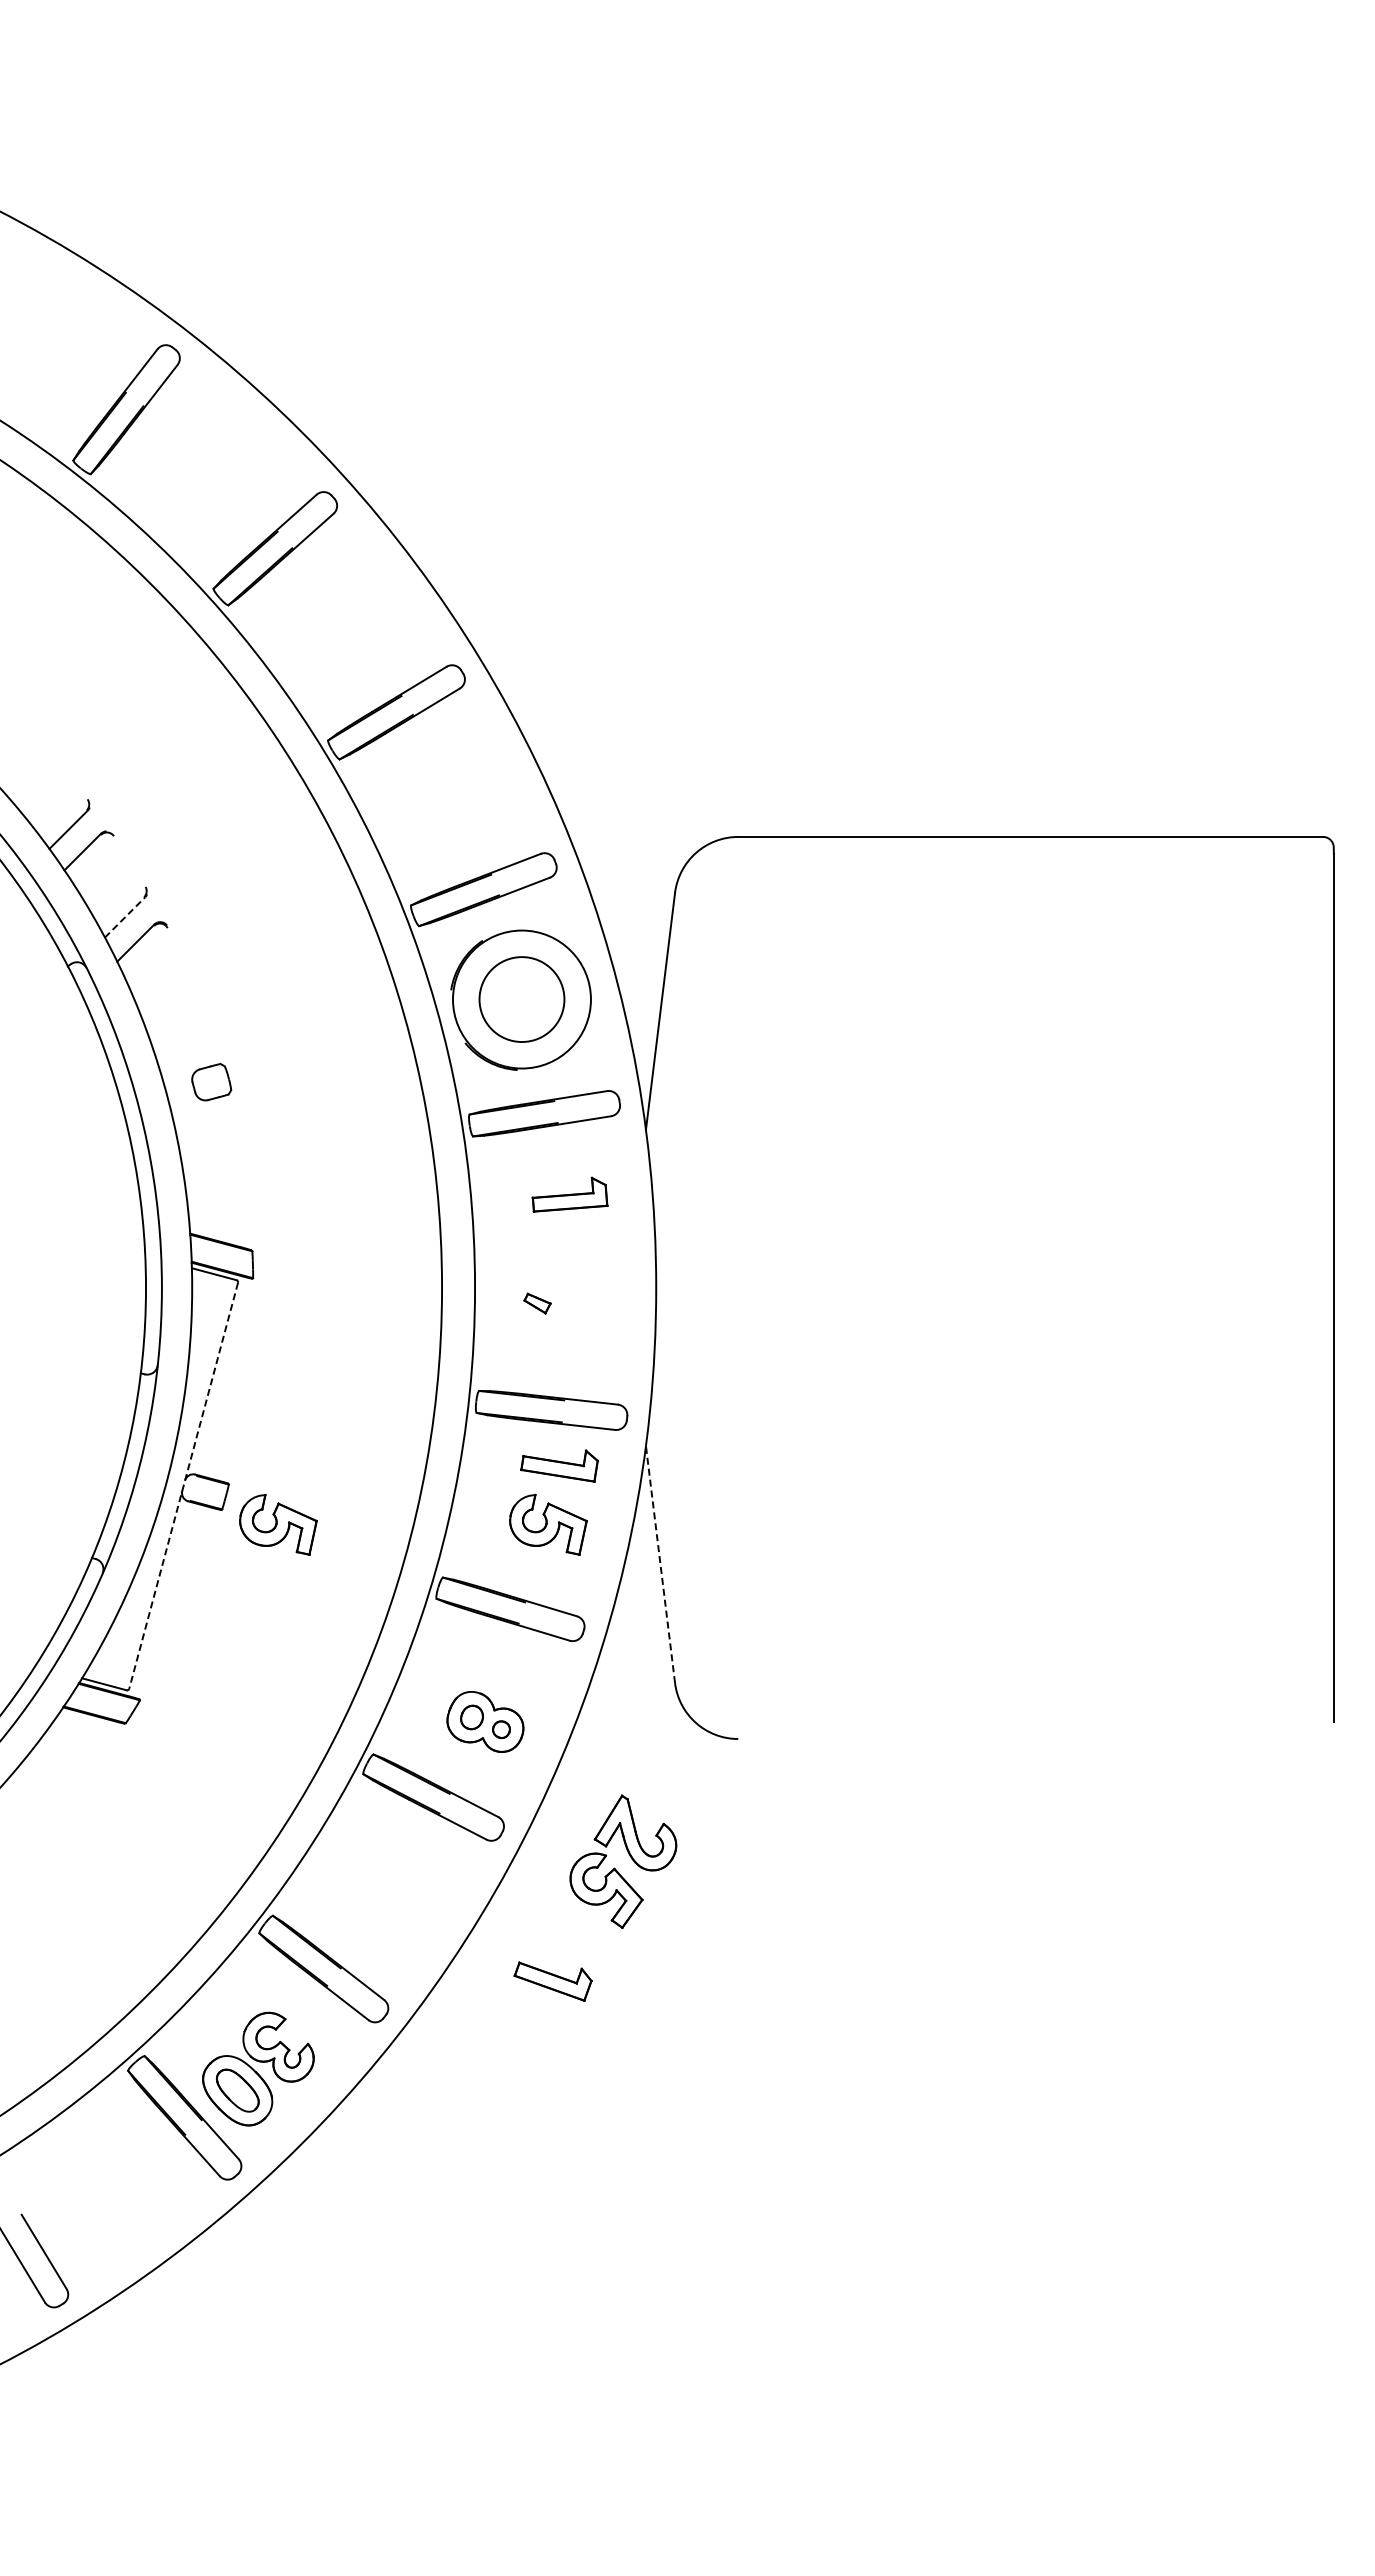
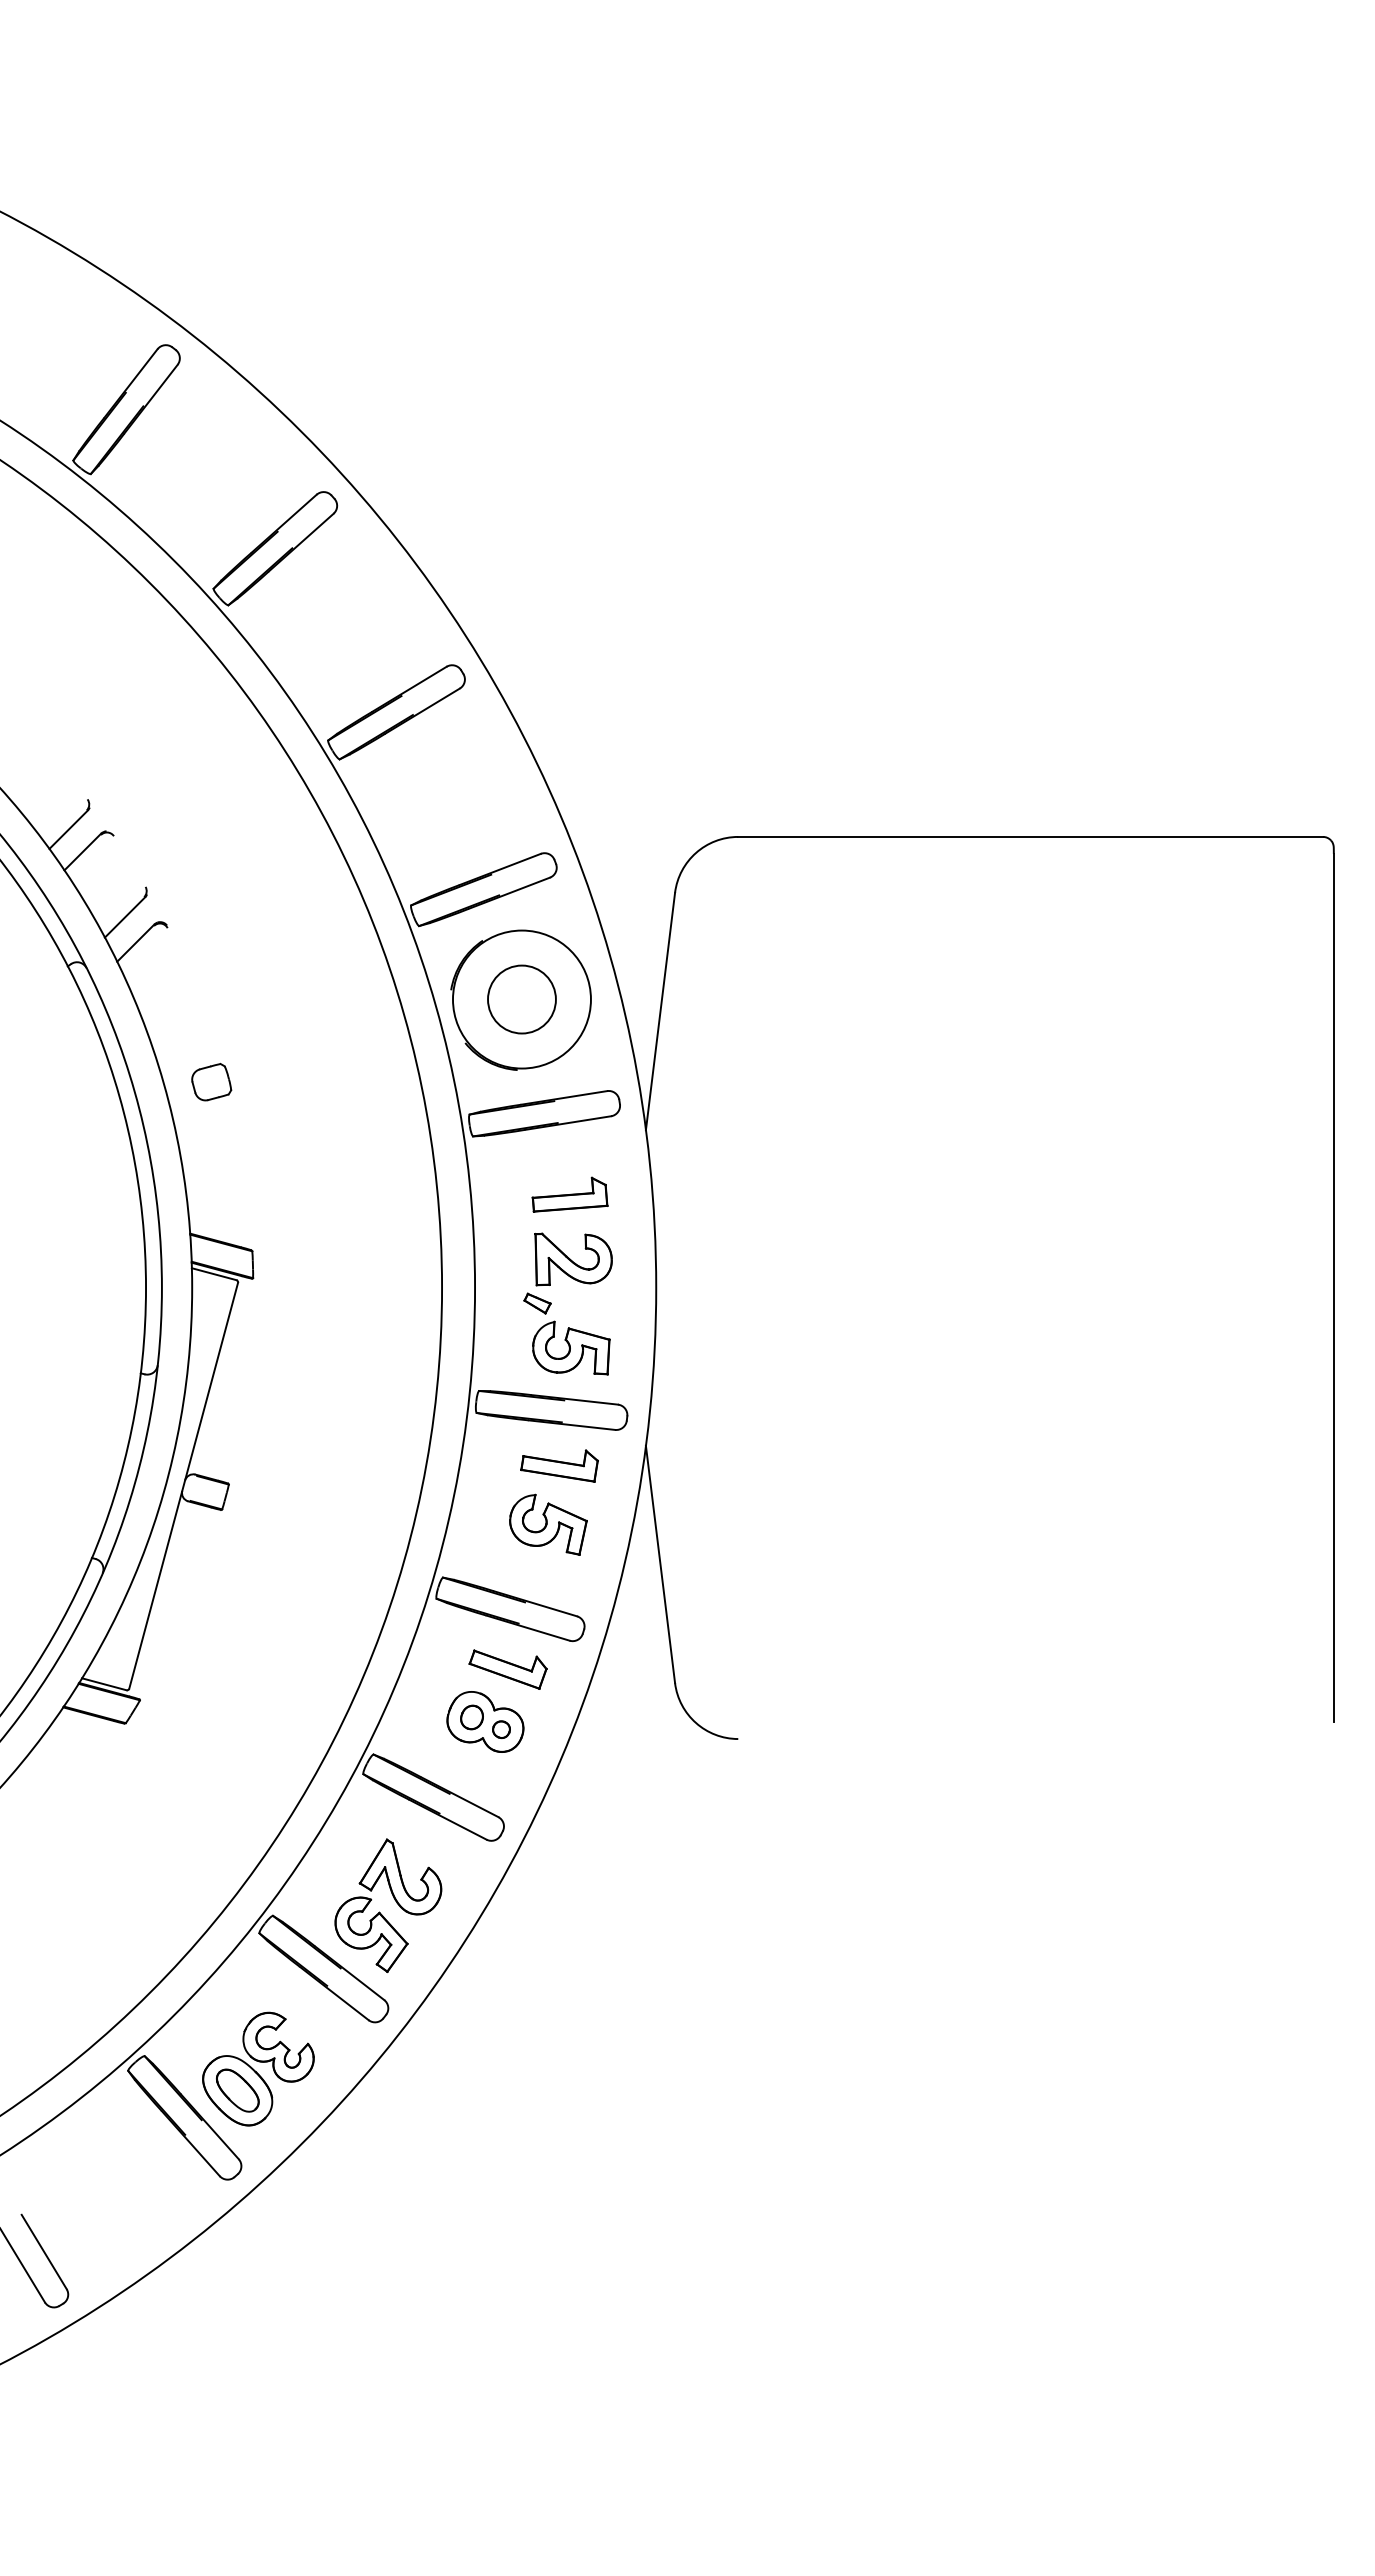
line: dashed -> solid (125, 917)
circle diameter: 85 px -> 68 px (521, 999)
part: none -> present (573, 1259)
part: none -> present (571, 1347)
line: dashed -> solid (183, 1486)
part: present -> none (278, 1524)
line: dashed -> solid (660, 1564)
part position: (629, 1856) -> (394, 1900) (394, 1900)
part position: (552, 1981) -> (507, 1669) (507, 1669)
